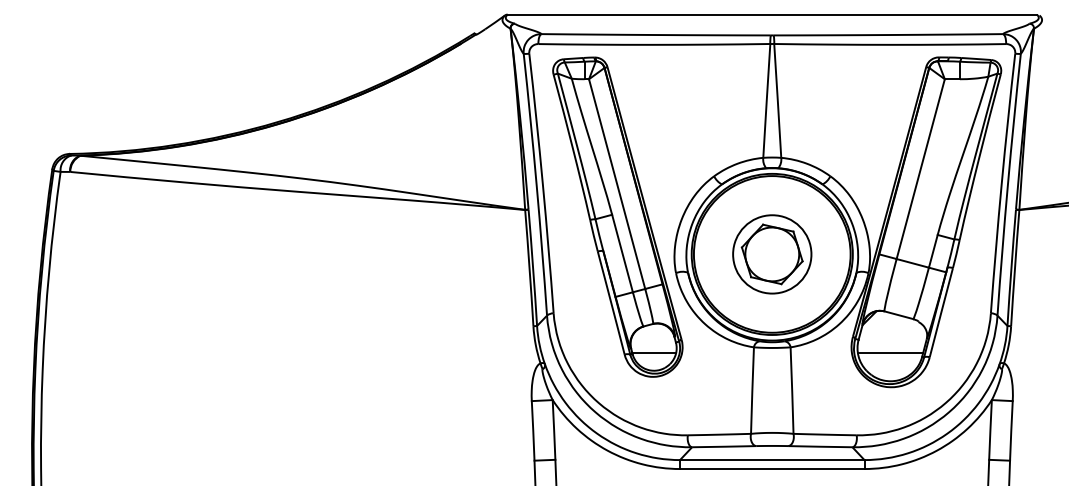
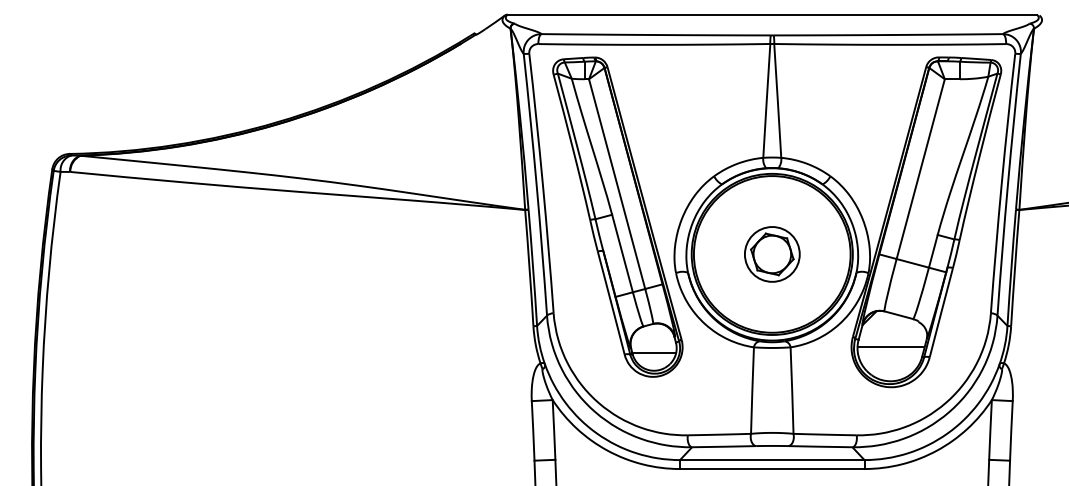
part size: 81x81 px -> 57x57 px (772, 254)
line position: (890, 352) -> (890, 346) (890, 346)
